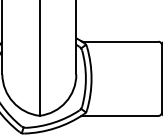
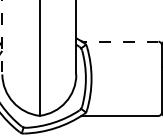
line: solid -> dashed (2, 37)
line: solid -> dashed (120, 41)
